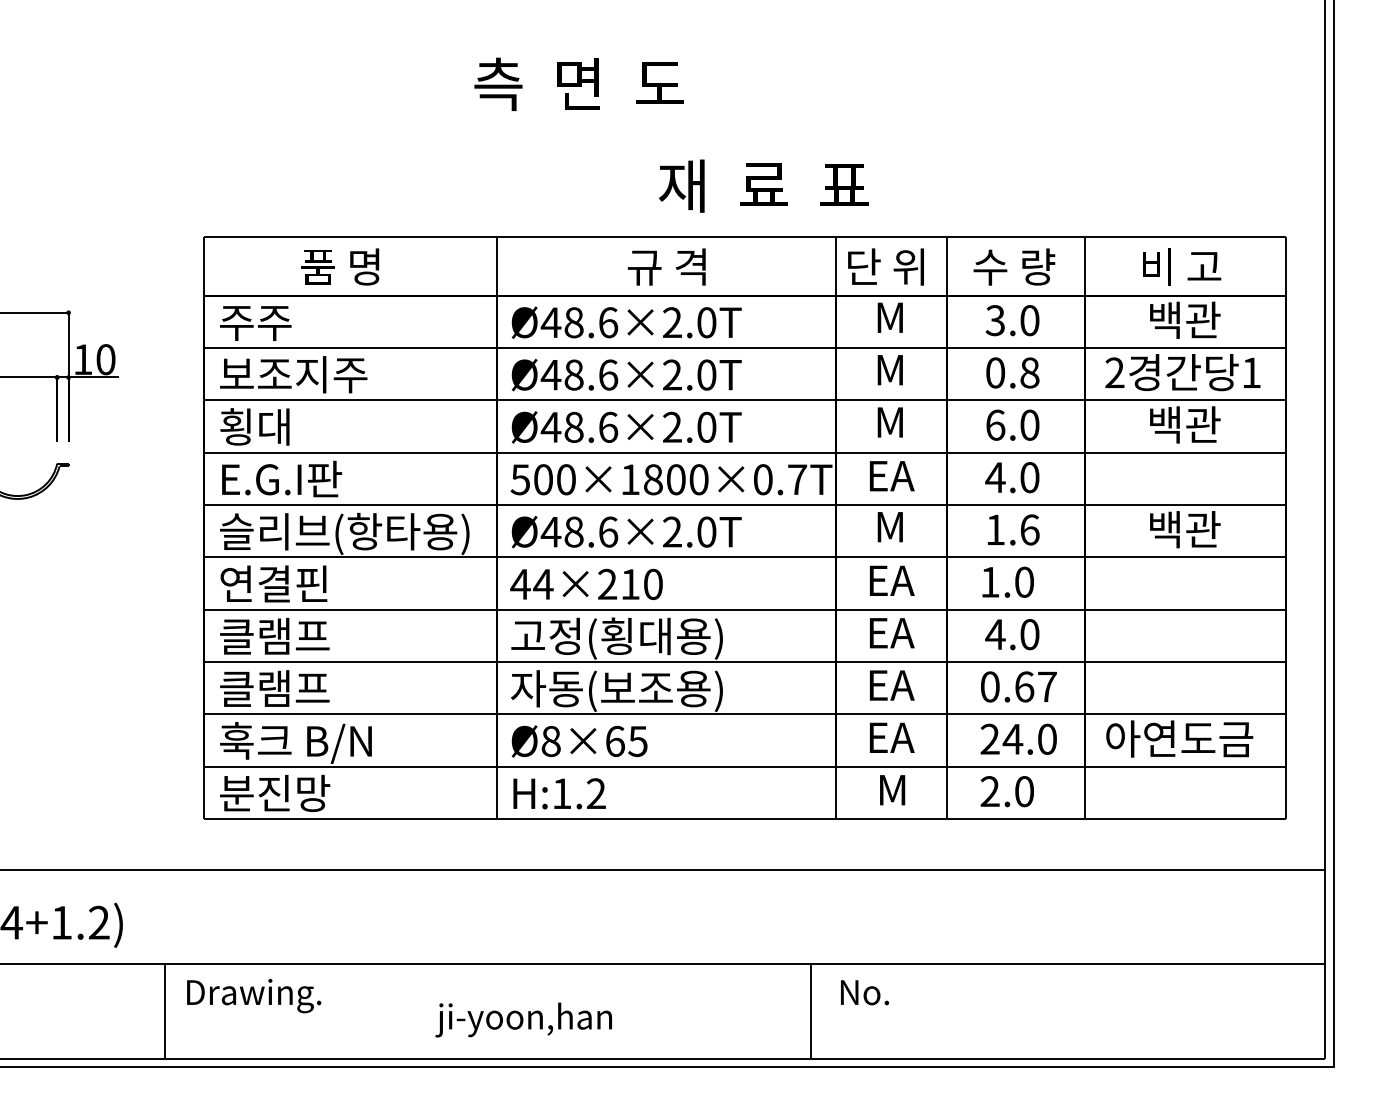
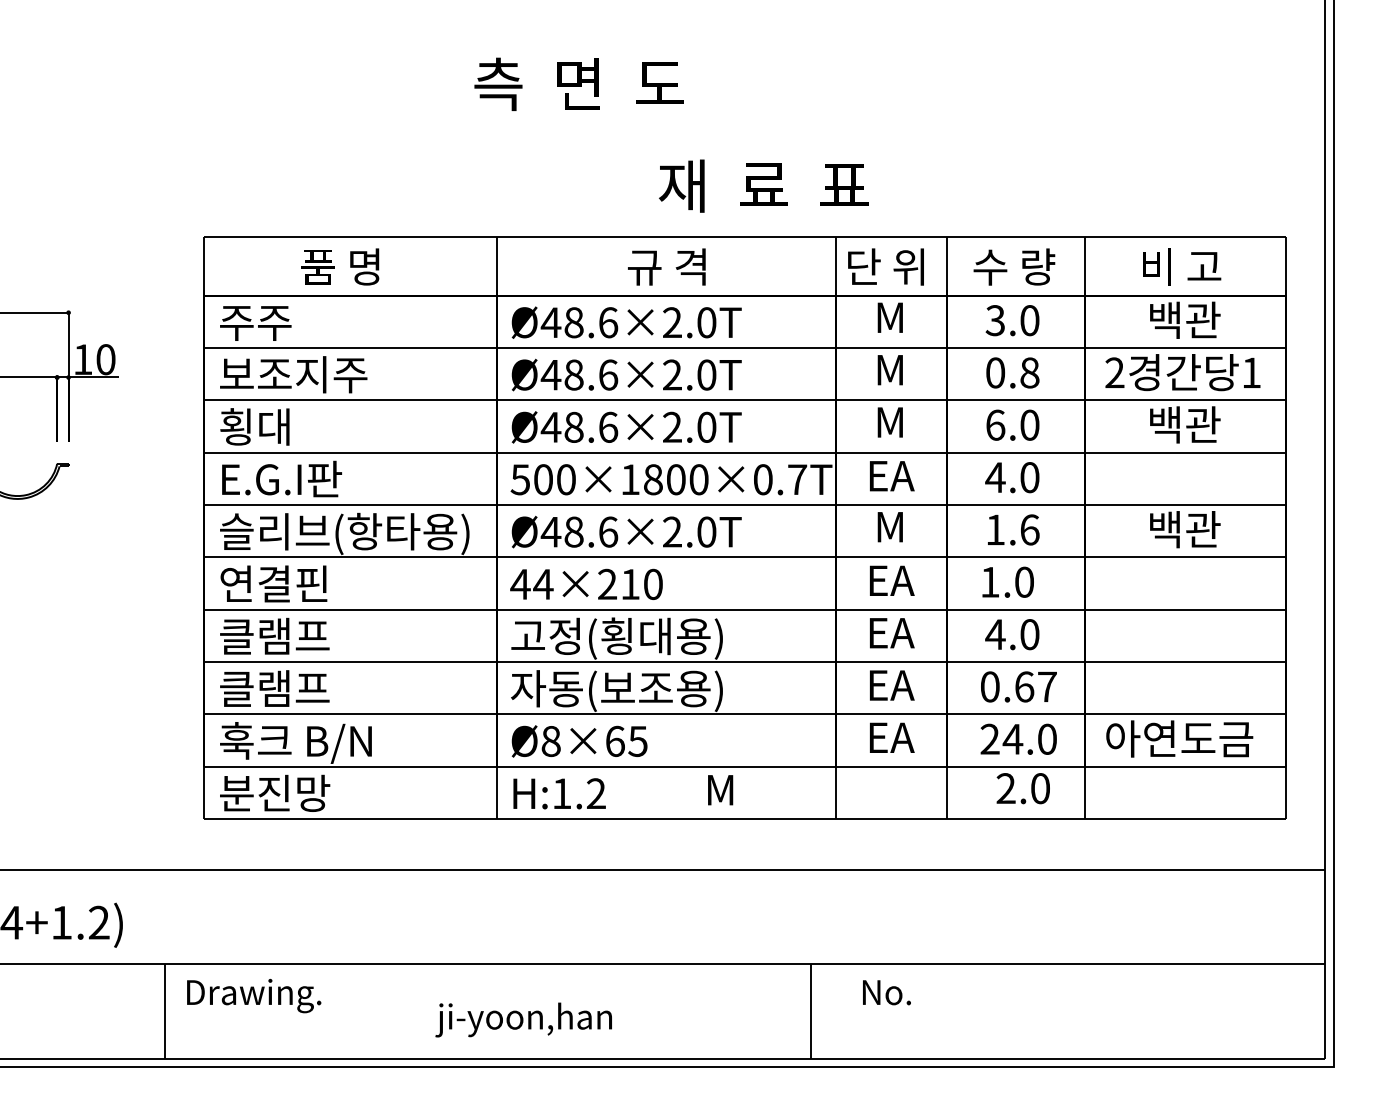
text position: (892, 790) -> (720, 790) (720, 790)
text position: (1006, 791) -> (1022, 788) (1022, 788)
text position: (864, 992) -> (886, 992) (886, 992)
